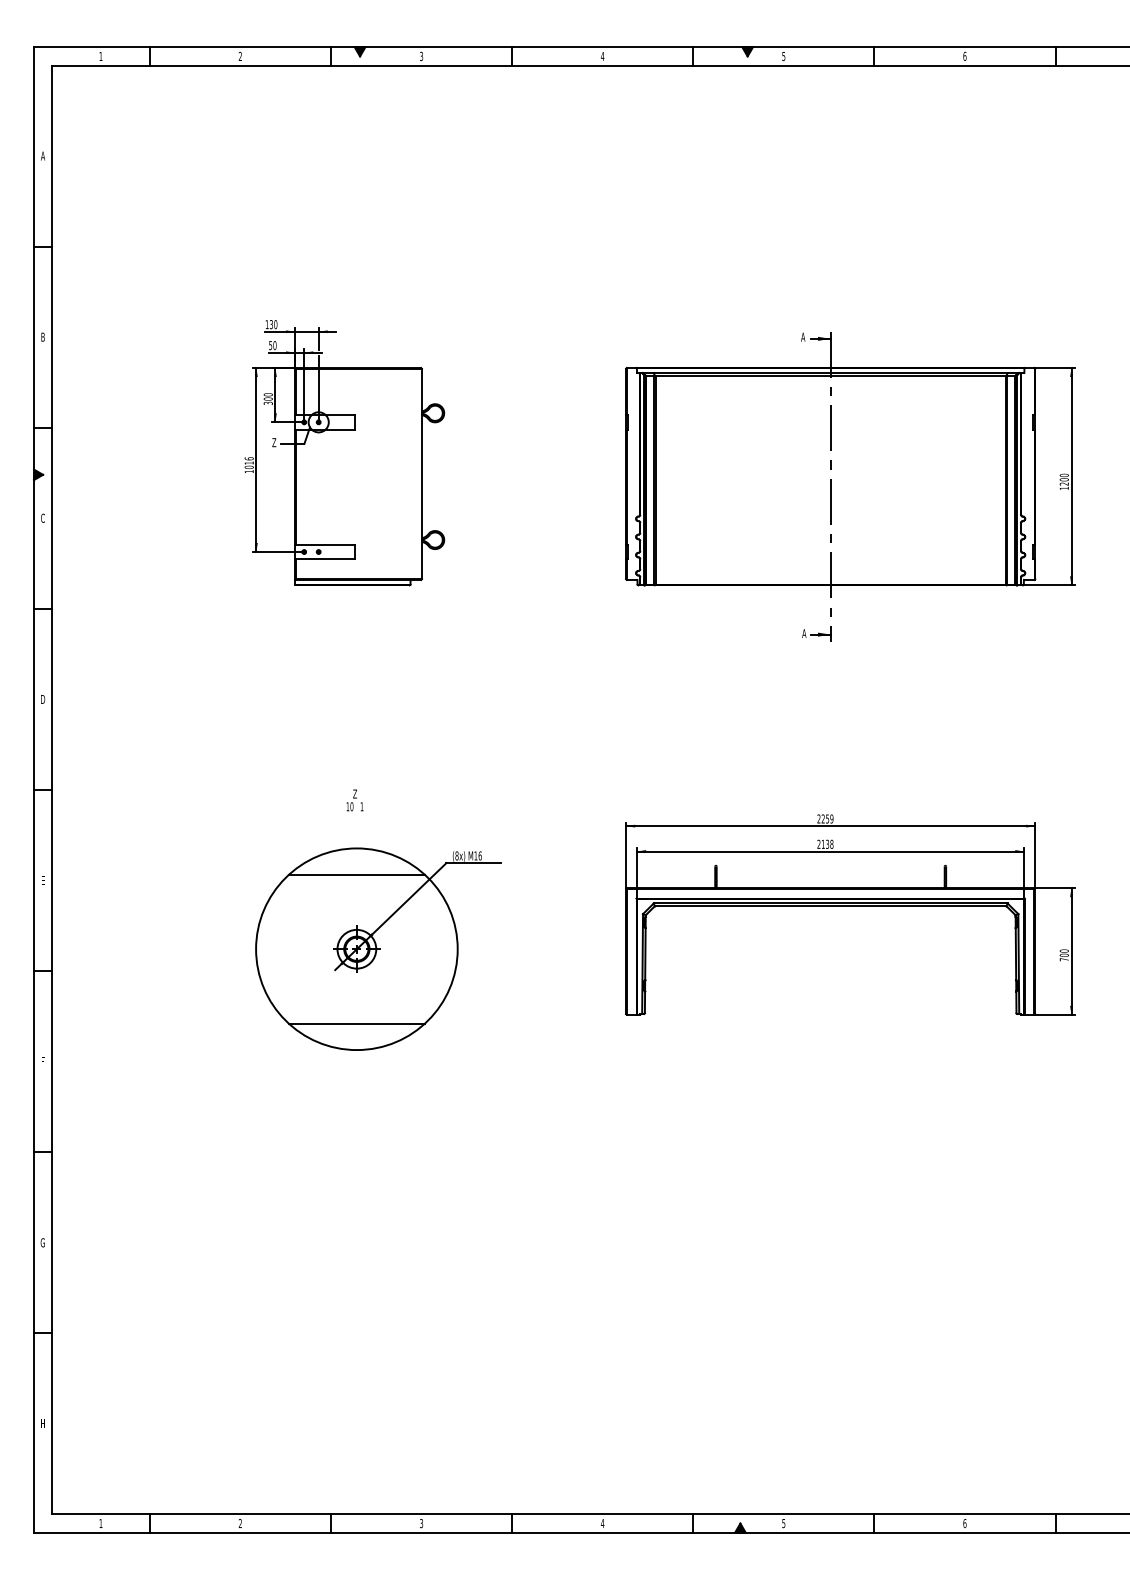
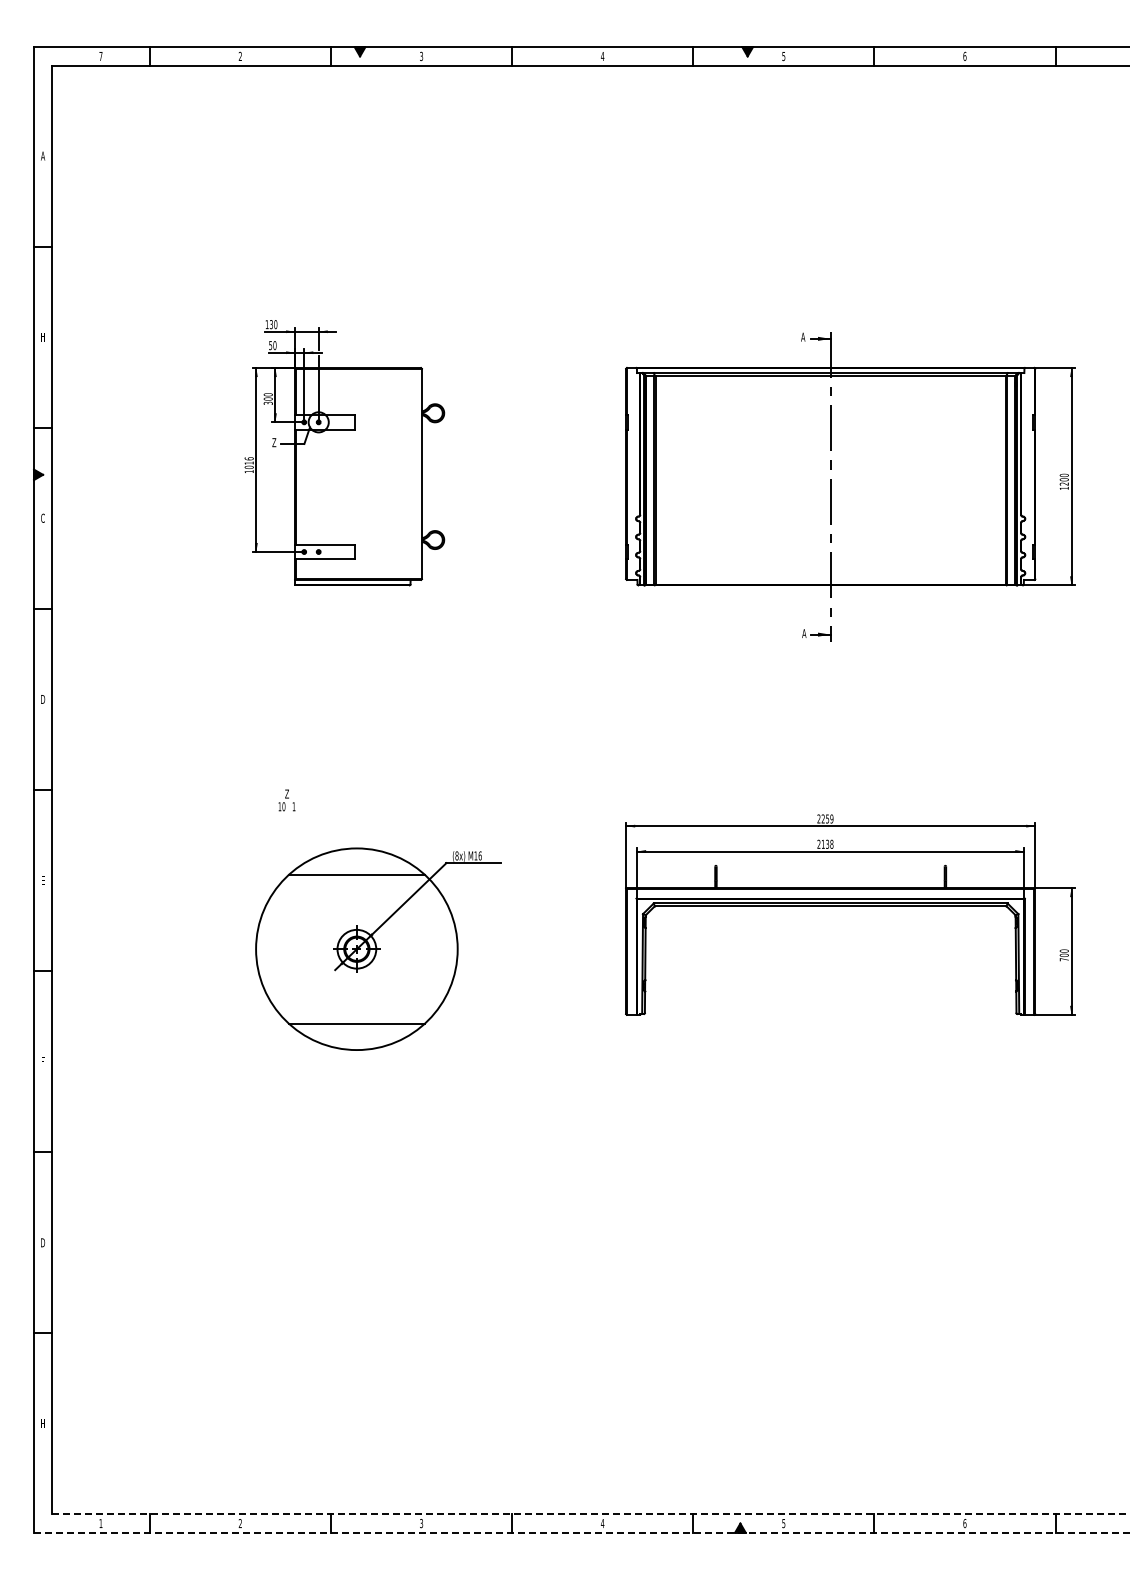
text: 1 -> 7 (100, 56)
text: B -> H (42, 336)
text position: (354, 800) -> (286, 800) (286, 800)
text: G -> D (42, 1242)
line: solid -> dashed (590, 1514)
line: solid -> dashed (581, 1532)
